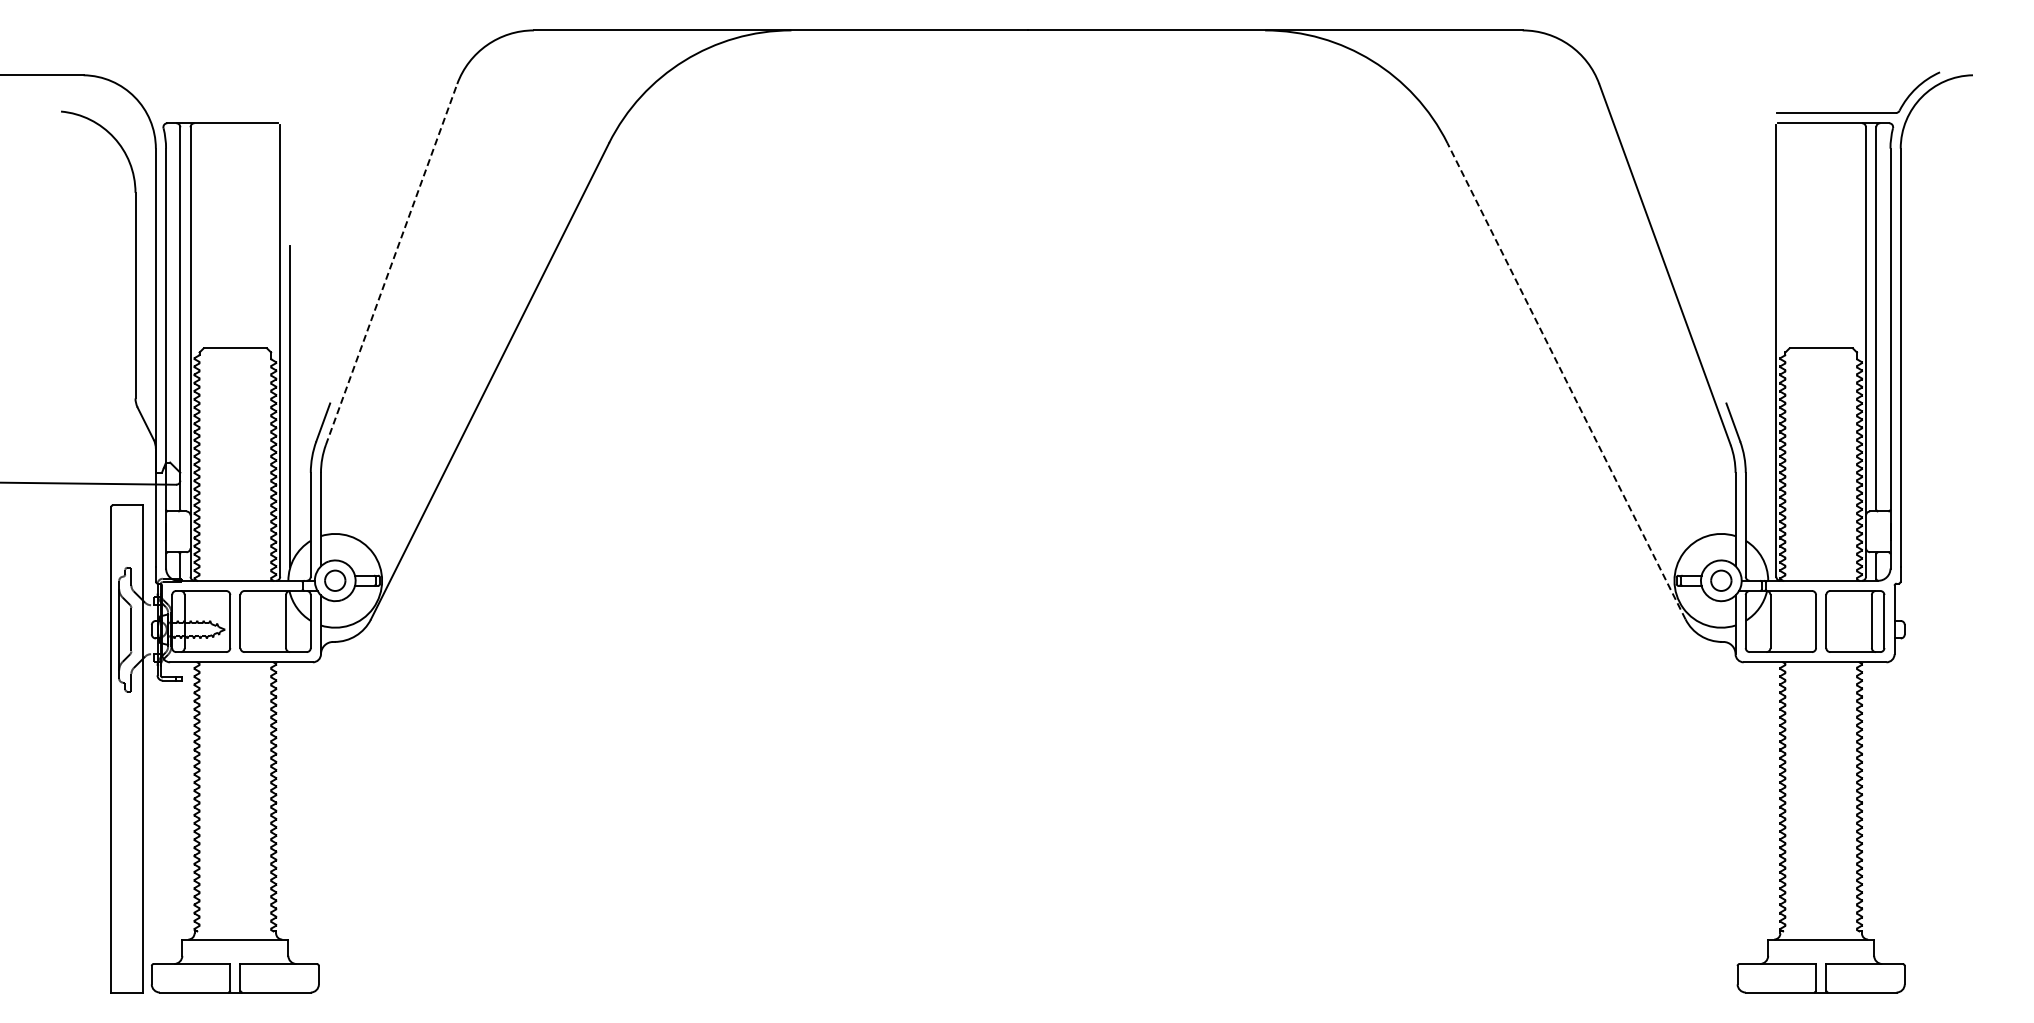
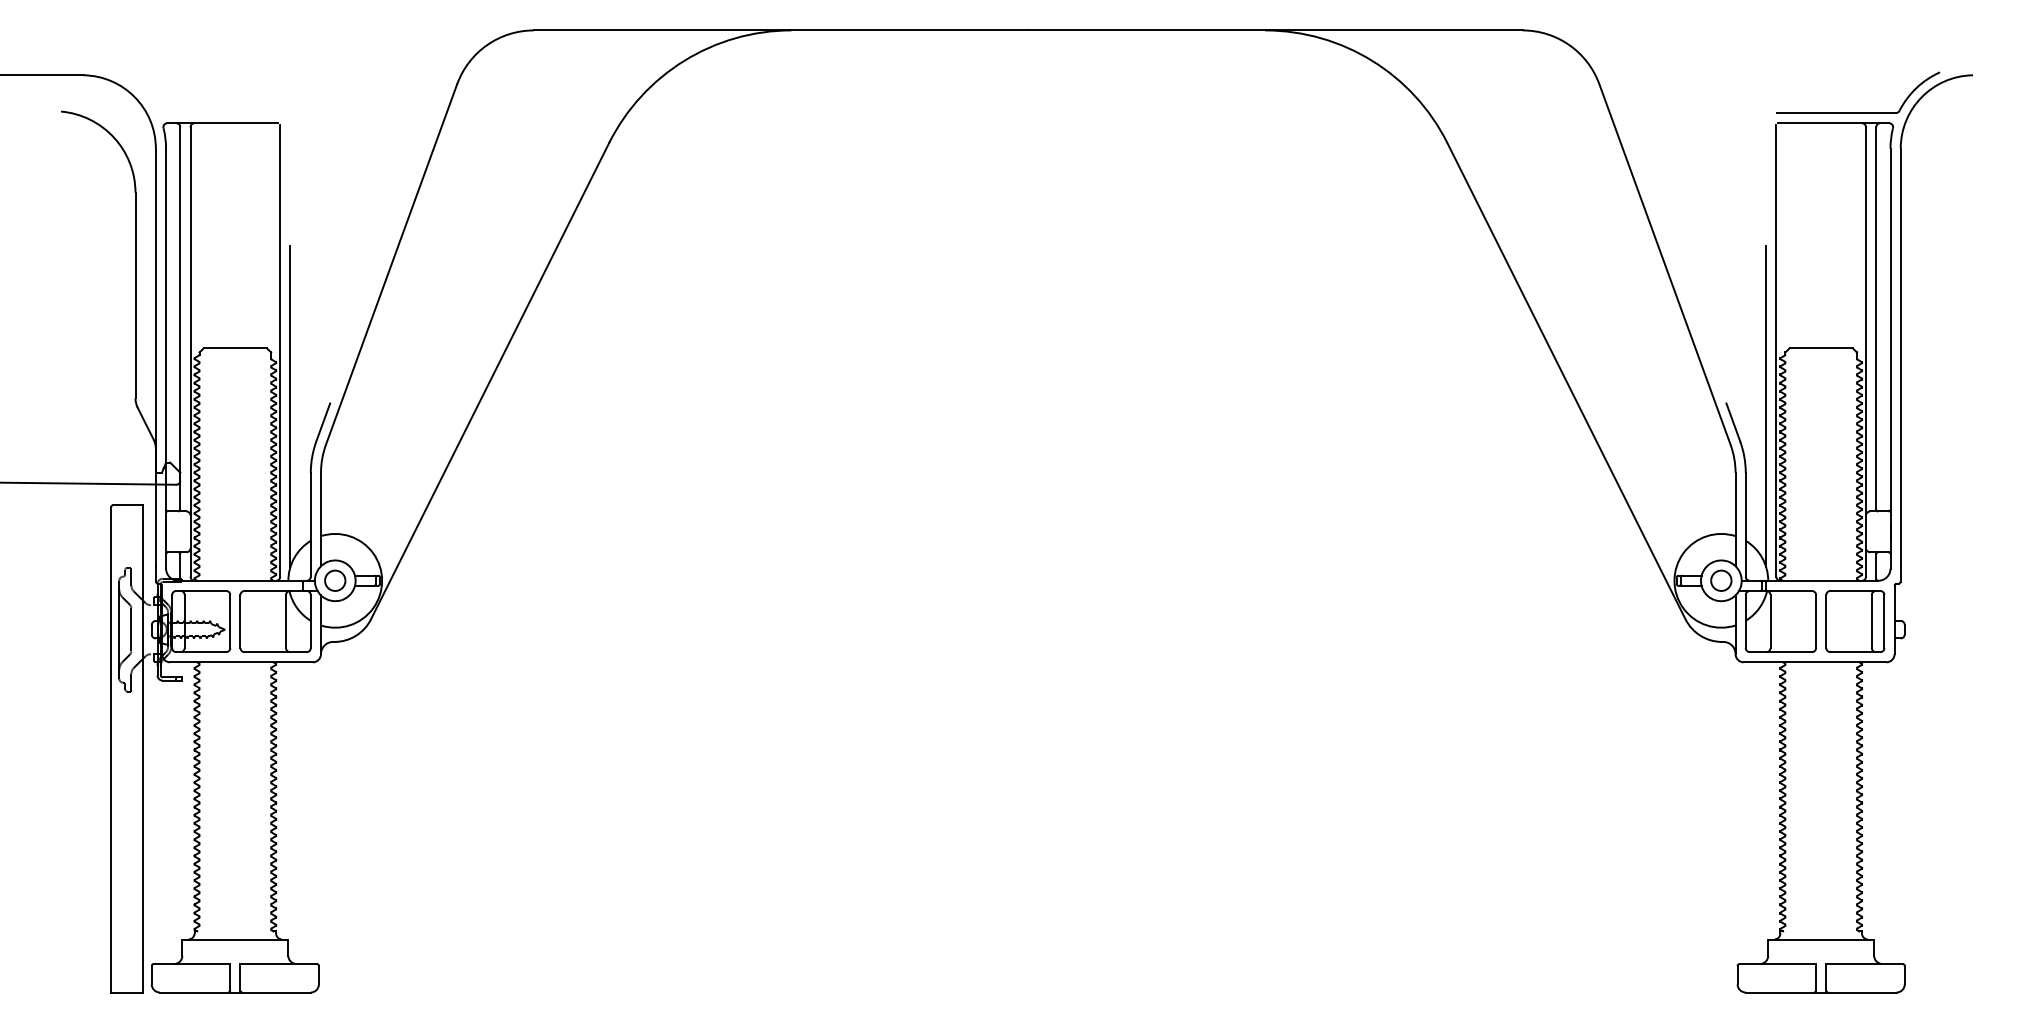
line: dashed -> solid (391, 264)
line: dashed -> solid (1566, 380)
line: none -> present (1766, 406)
